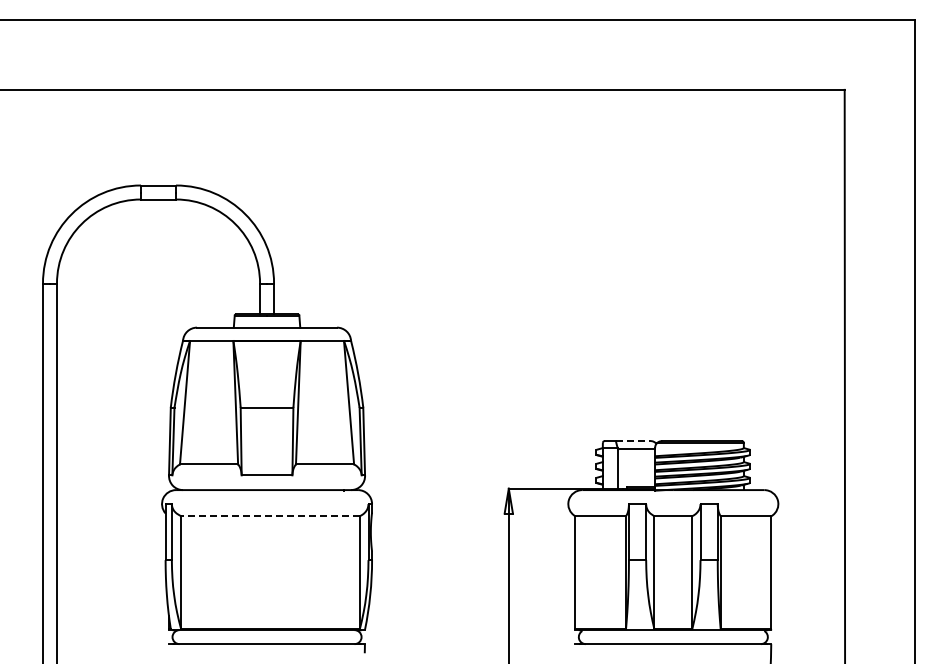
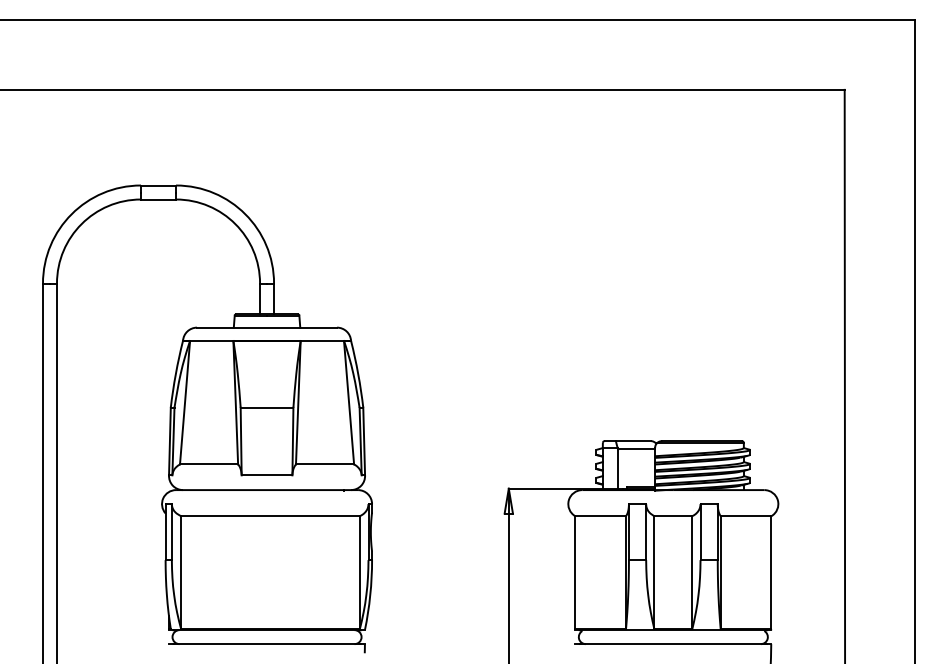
line: dashed -> solid (634, 441)
line: dashed -> solid (270, 516)
